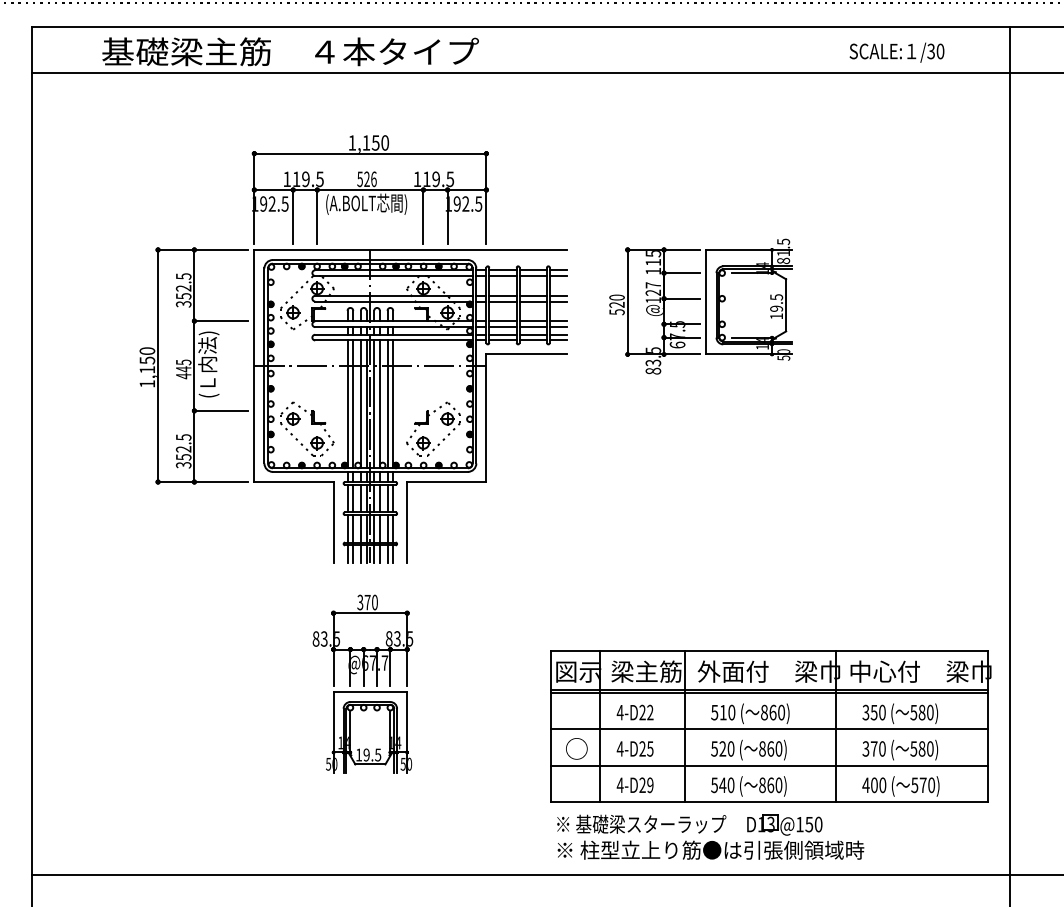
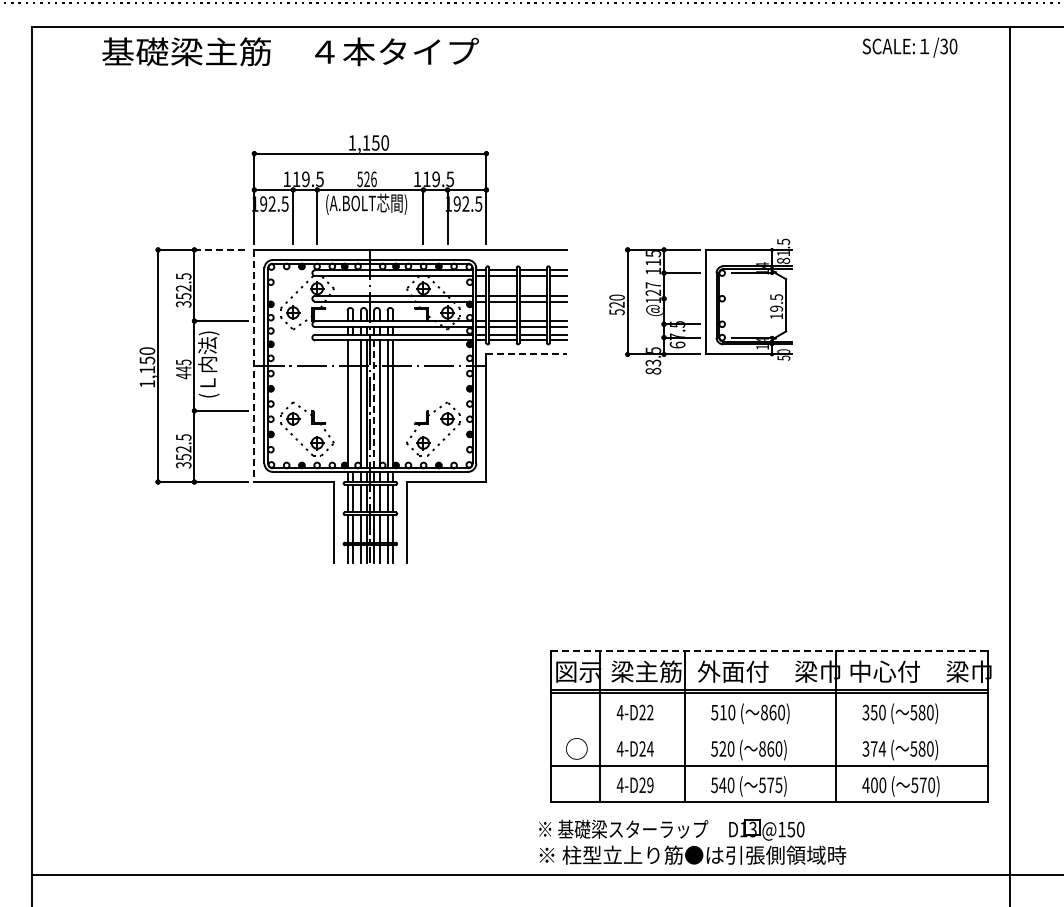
text position: (896, 52) -> (909, 47) (909, 47)
line: present -> none (545, 72)
line: solid -> dashed (221, 249)
line: present -> none (682, 298)
line: solid -> dashed (527, 354)
line: solid -> dashed (254, 366)
line: present -> none (353, 404)
line: solid -> dashed (374, 404)
line: solid -> dashed (769, 650)
part: present -> none (362, 683)
line: present -> none (769, 729)
text: 4-D25 -> 4-D24 (649, 748)
text: 370 -> 374 (882, 748)
text: 860) -> 575) (770, 785)
part position: (710, 836) -> (692, 841) (692, 841)
